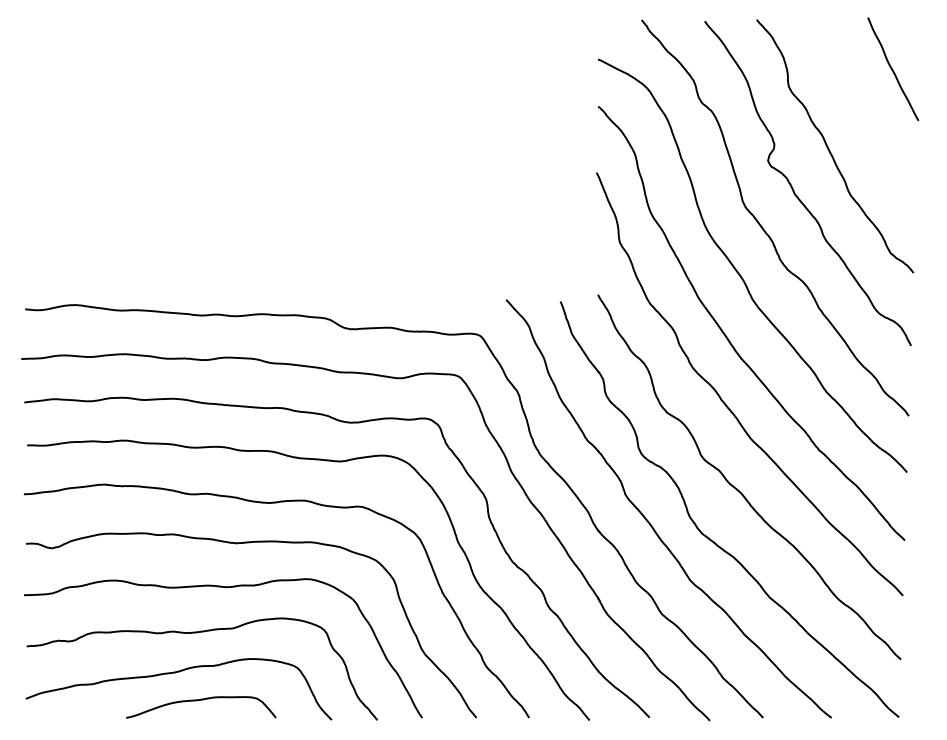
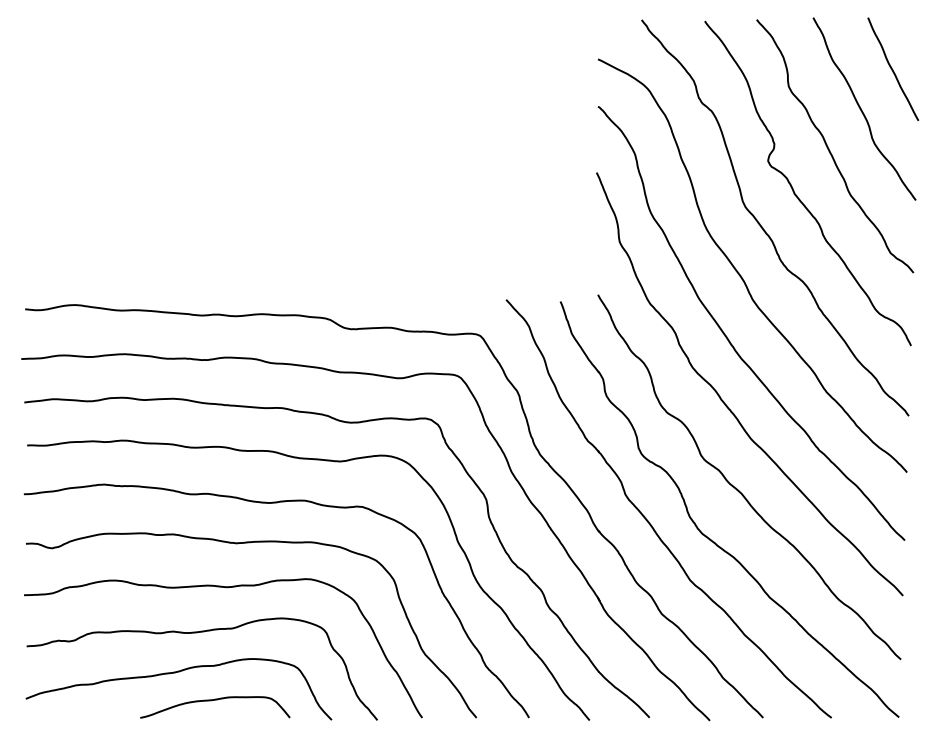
curve: none -> present (862, 110)
curve position: (201, 700) -> (215, 700) (215, 700)
